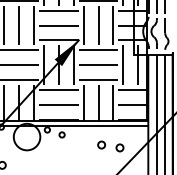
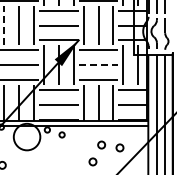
line: solid -> dashed (4, 25)
line: solid -> dashed (98, 65)
part: none -> present (92, 161)
